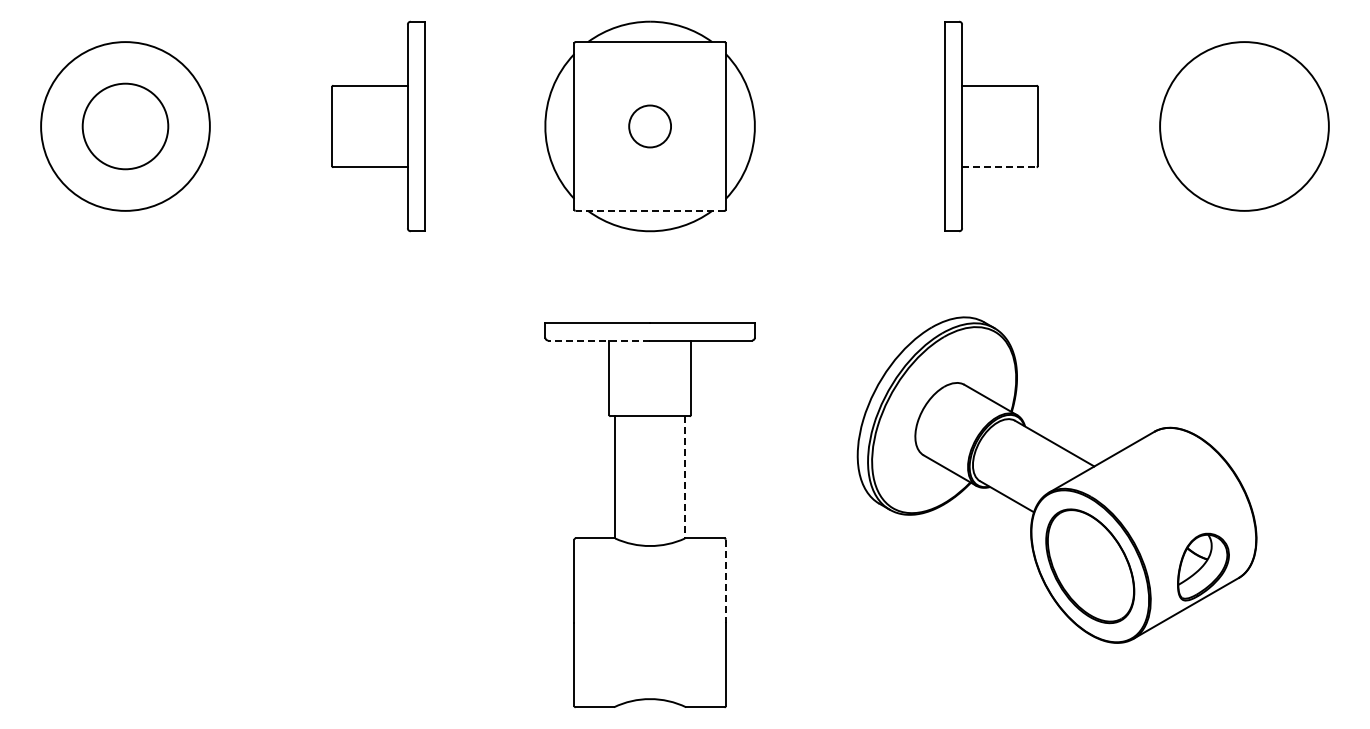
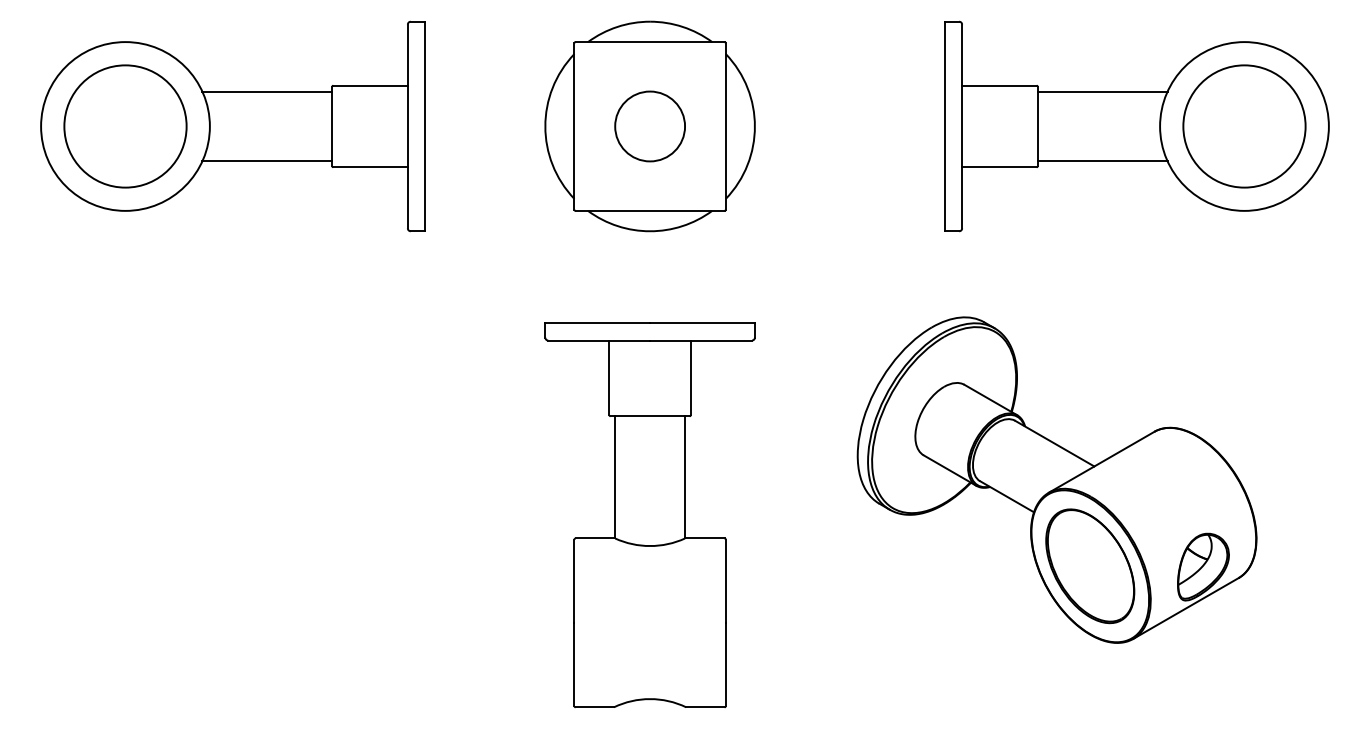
line: none -> present (267, 91)
line: none -> present (1102, 91)
circle diameter: 86 px -> 122 px (125, 126)
circle diameter: 42 px -> 70 px (650, 126)
circle: none -> present (1244, 126)
line: none -> present (267, 161)
line: none -> present (1102, 161)
line: dashed -> solid (999, 167)
line: dashed -> solid (650, 210)
line: dashed -> solid (599, 340)
line: dashed -> solid (685, 477)
line: dashed -> solid (725, 581)
